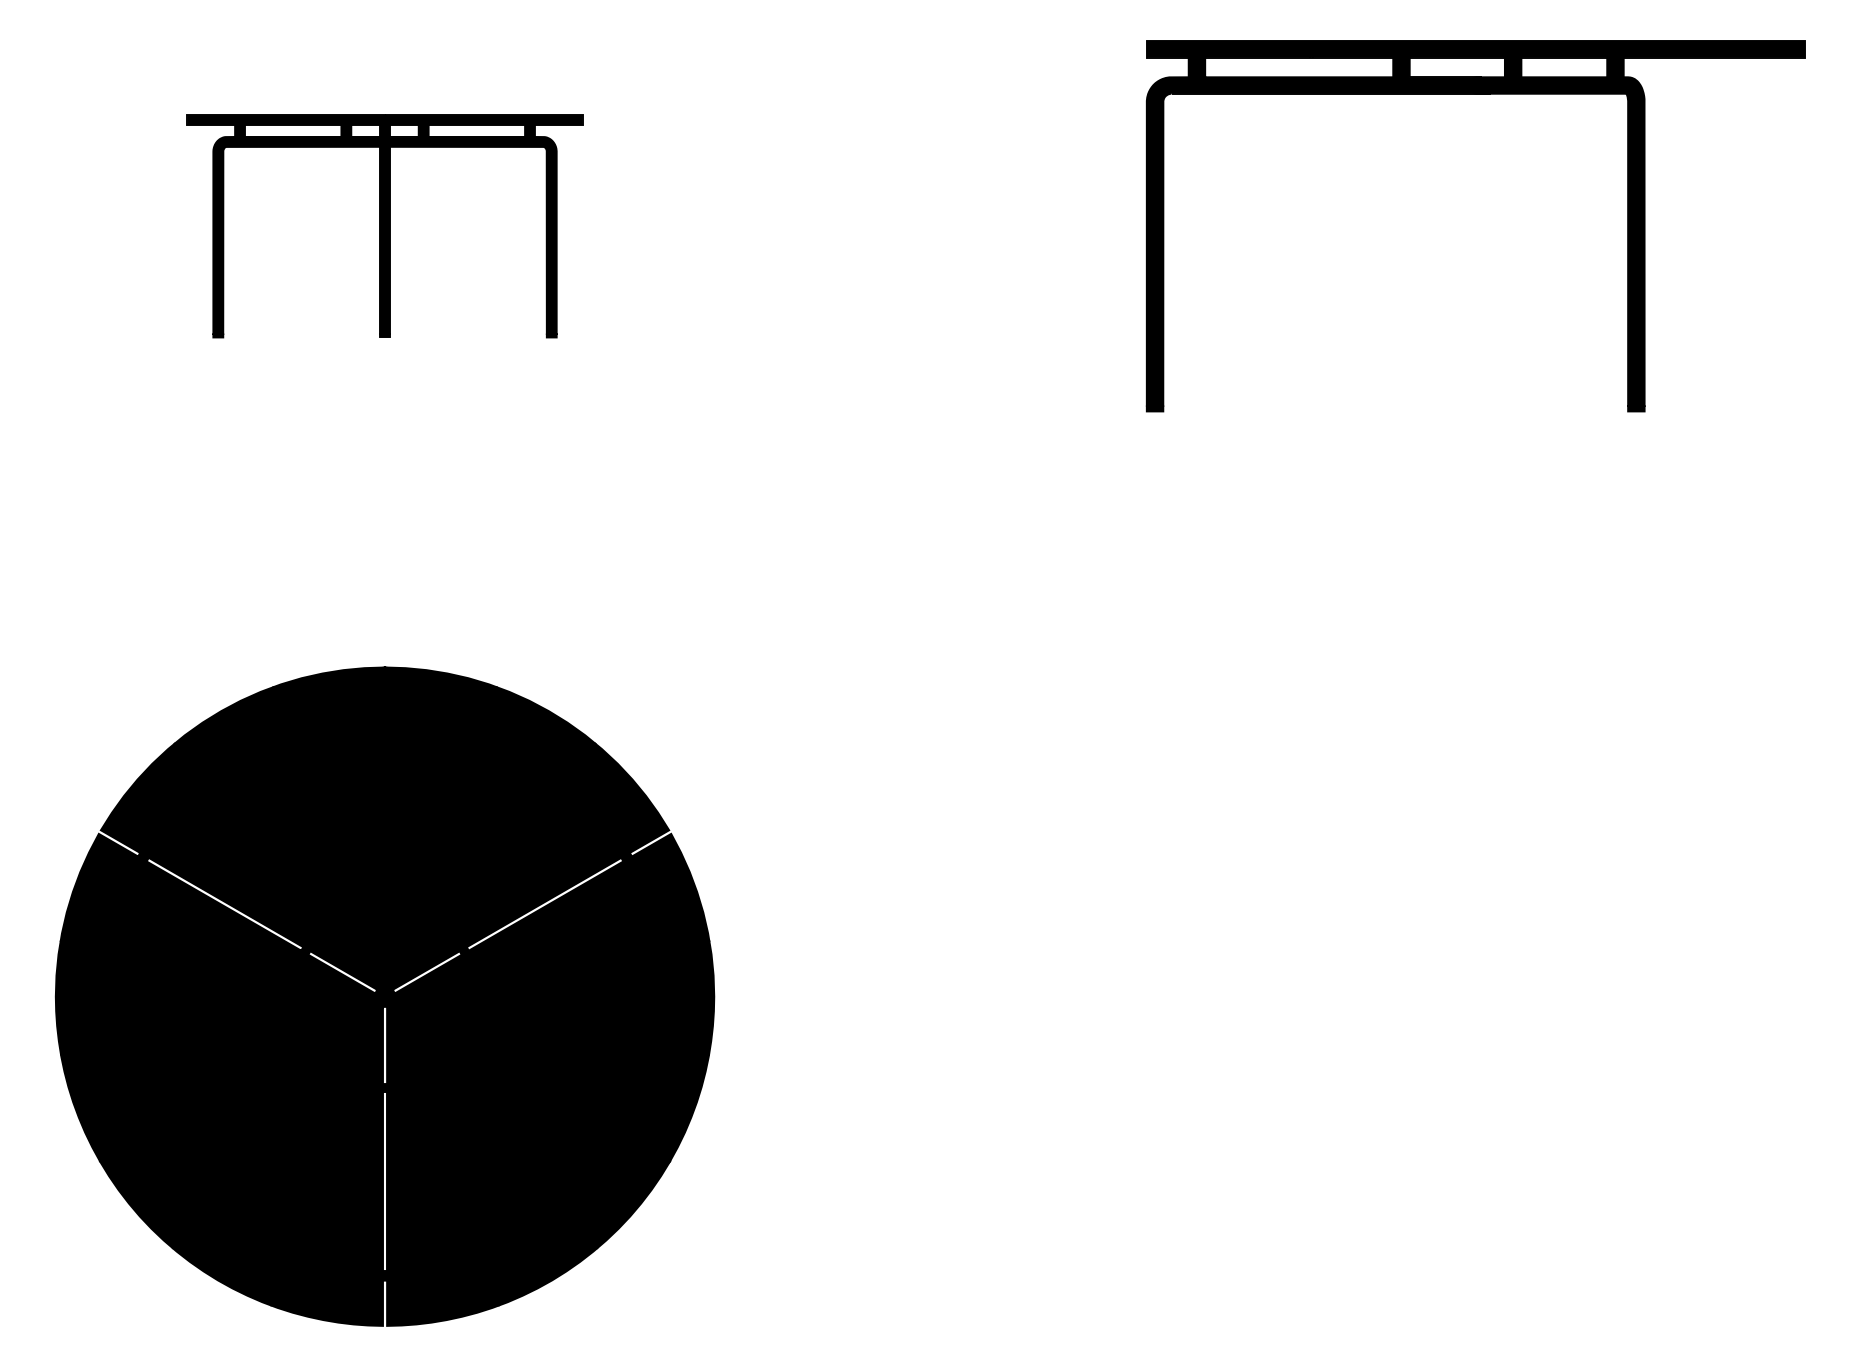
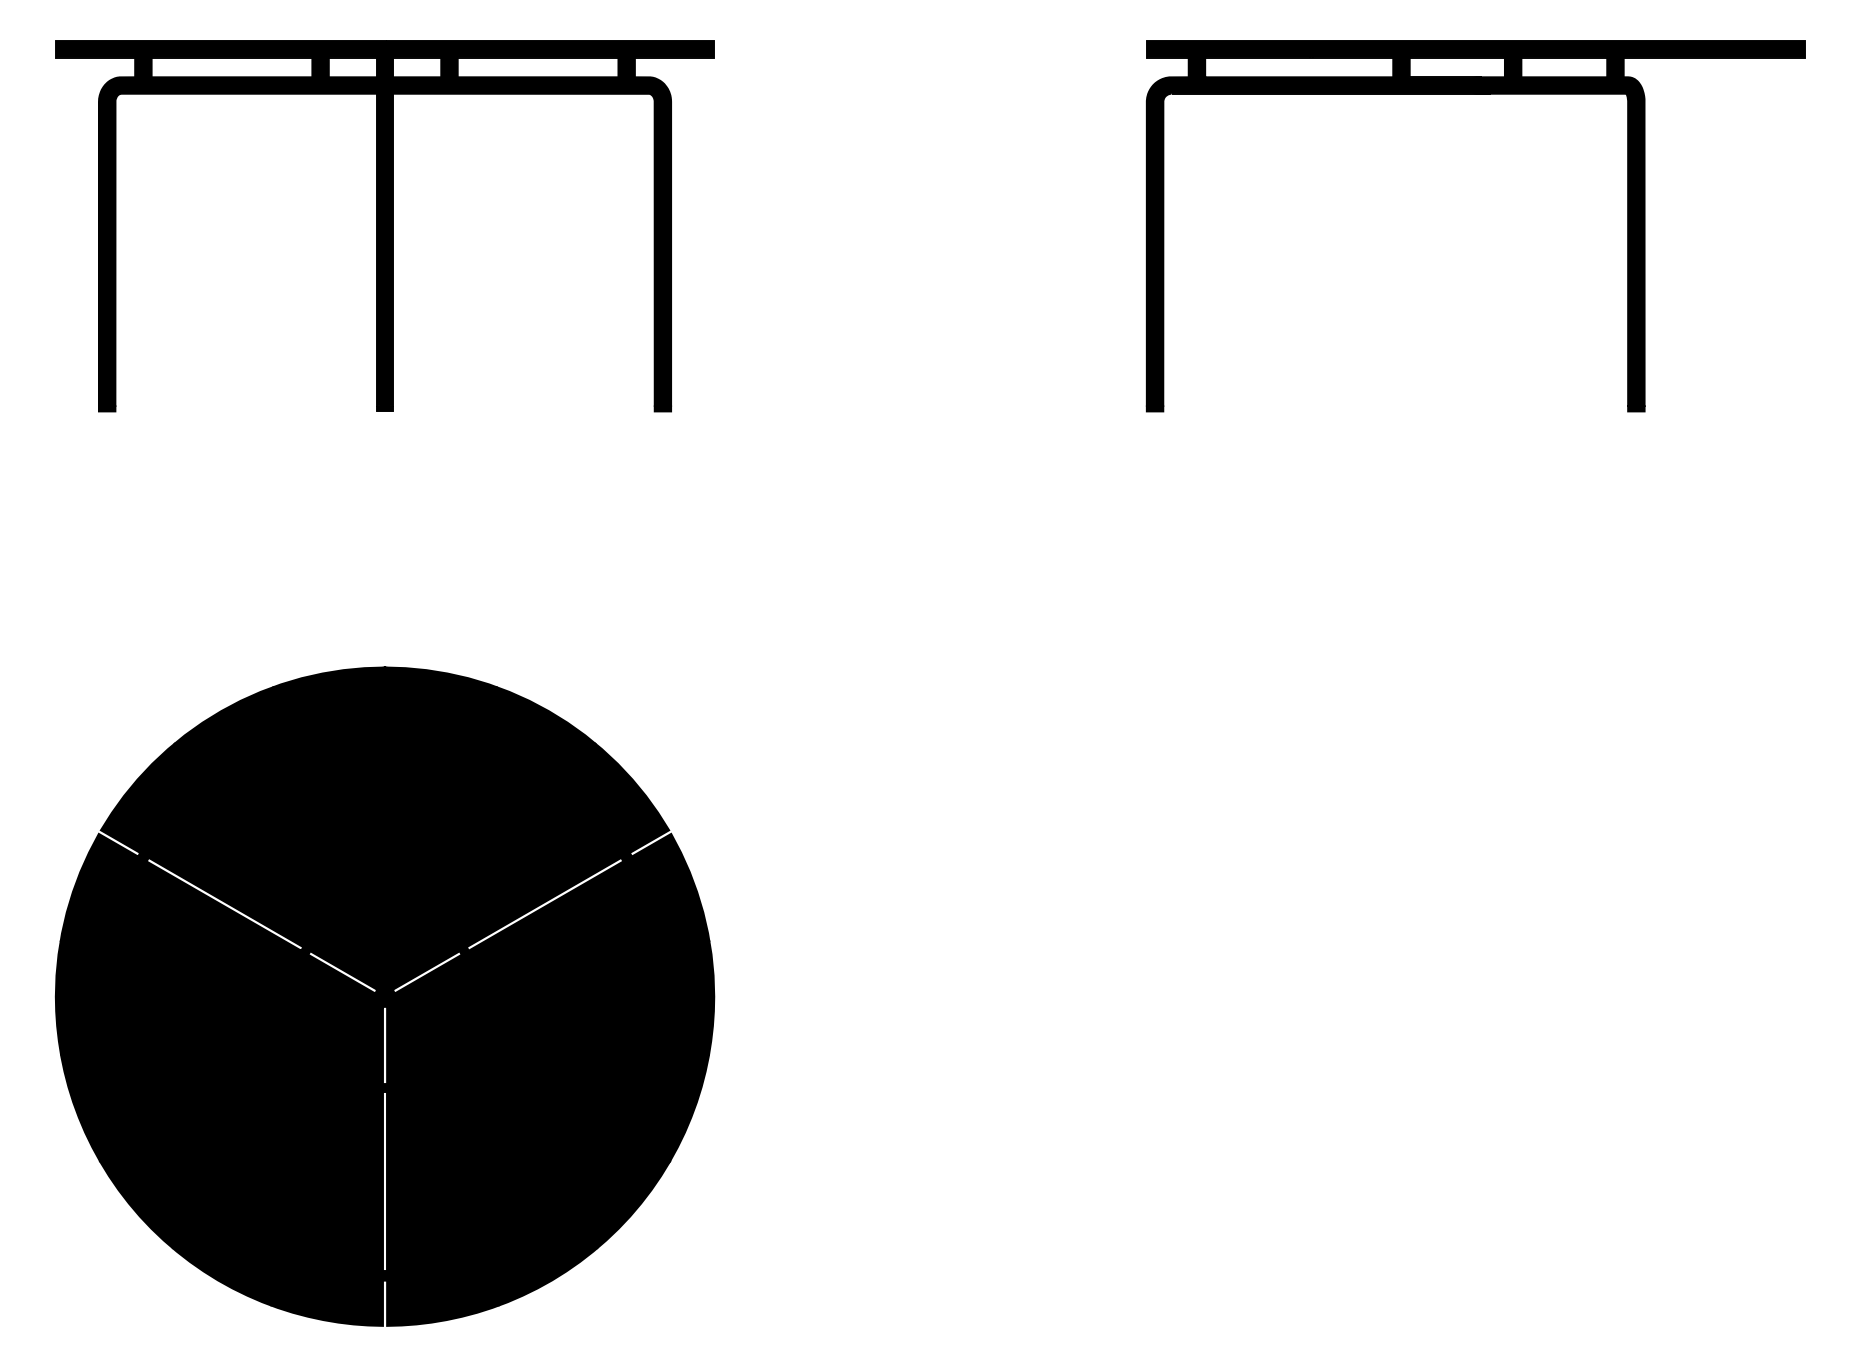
part size: 398x225 px -> 660x373 px (384, 226)
